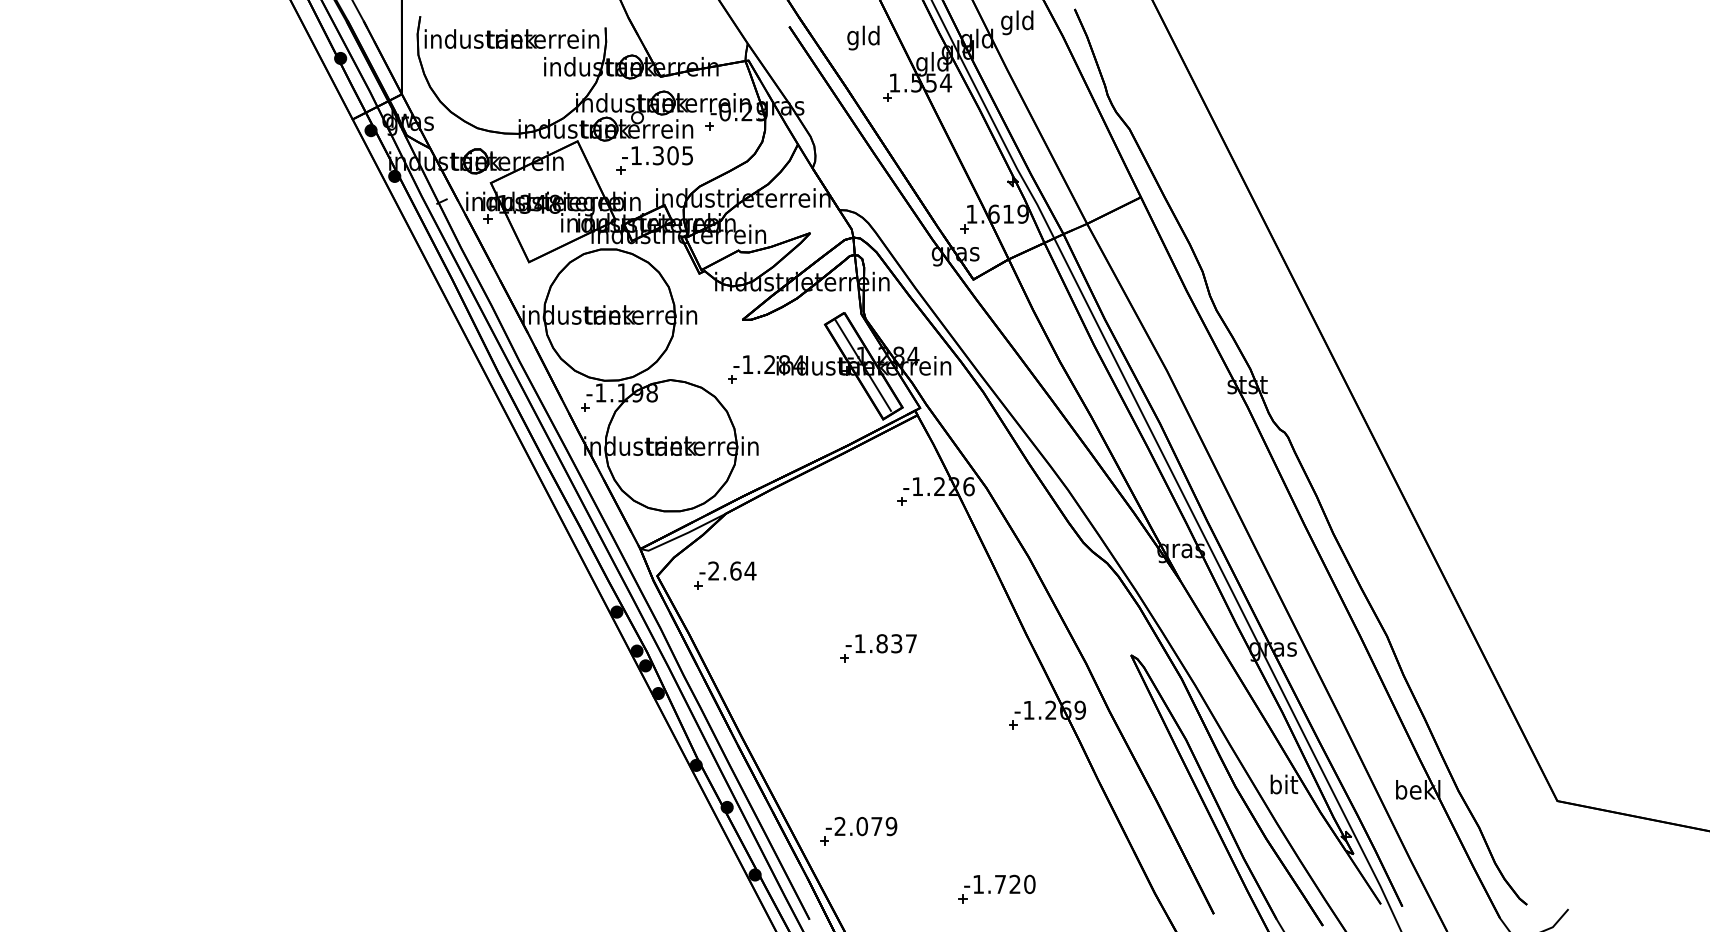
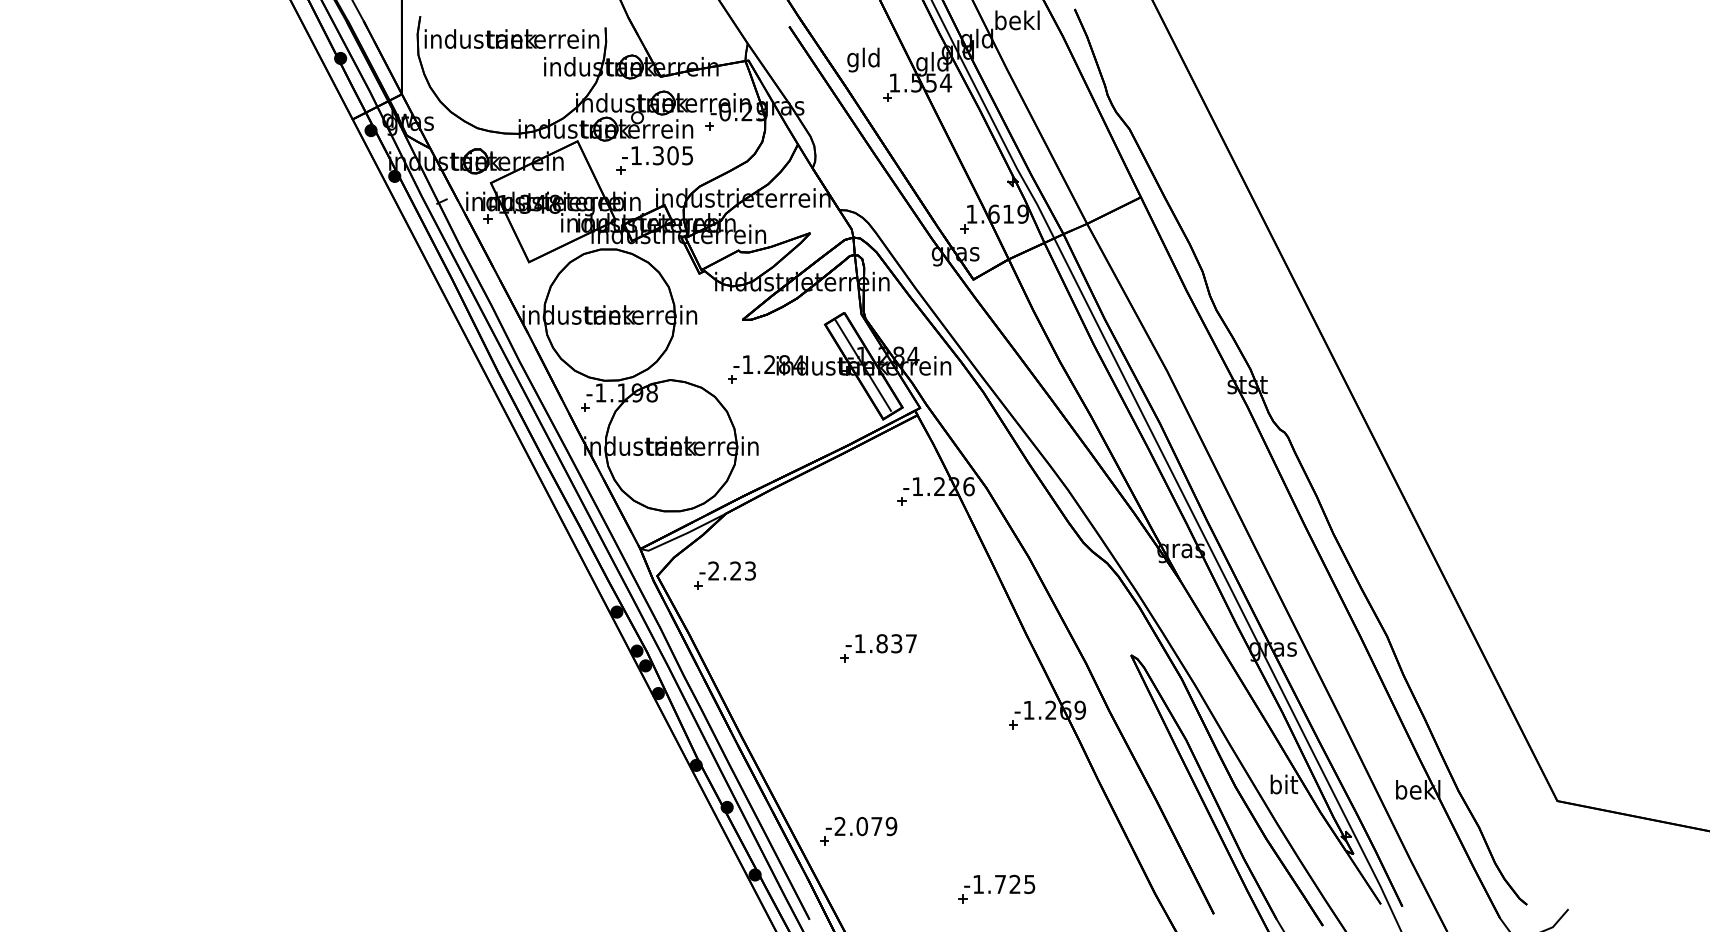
text: gld -> bekl (1017, 22)
text position: (863, 37) -> (863, 59) (863, 59)
text: -2.64 -> -2.23 (743, 570)
text: -1.720 -> -1.725 (1029, 884)
